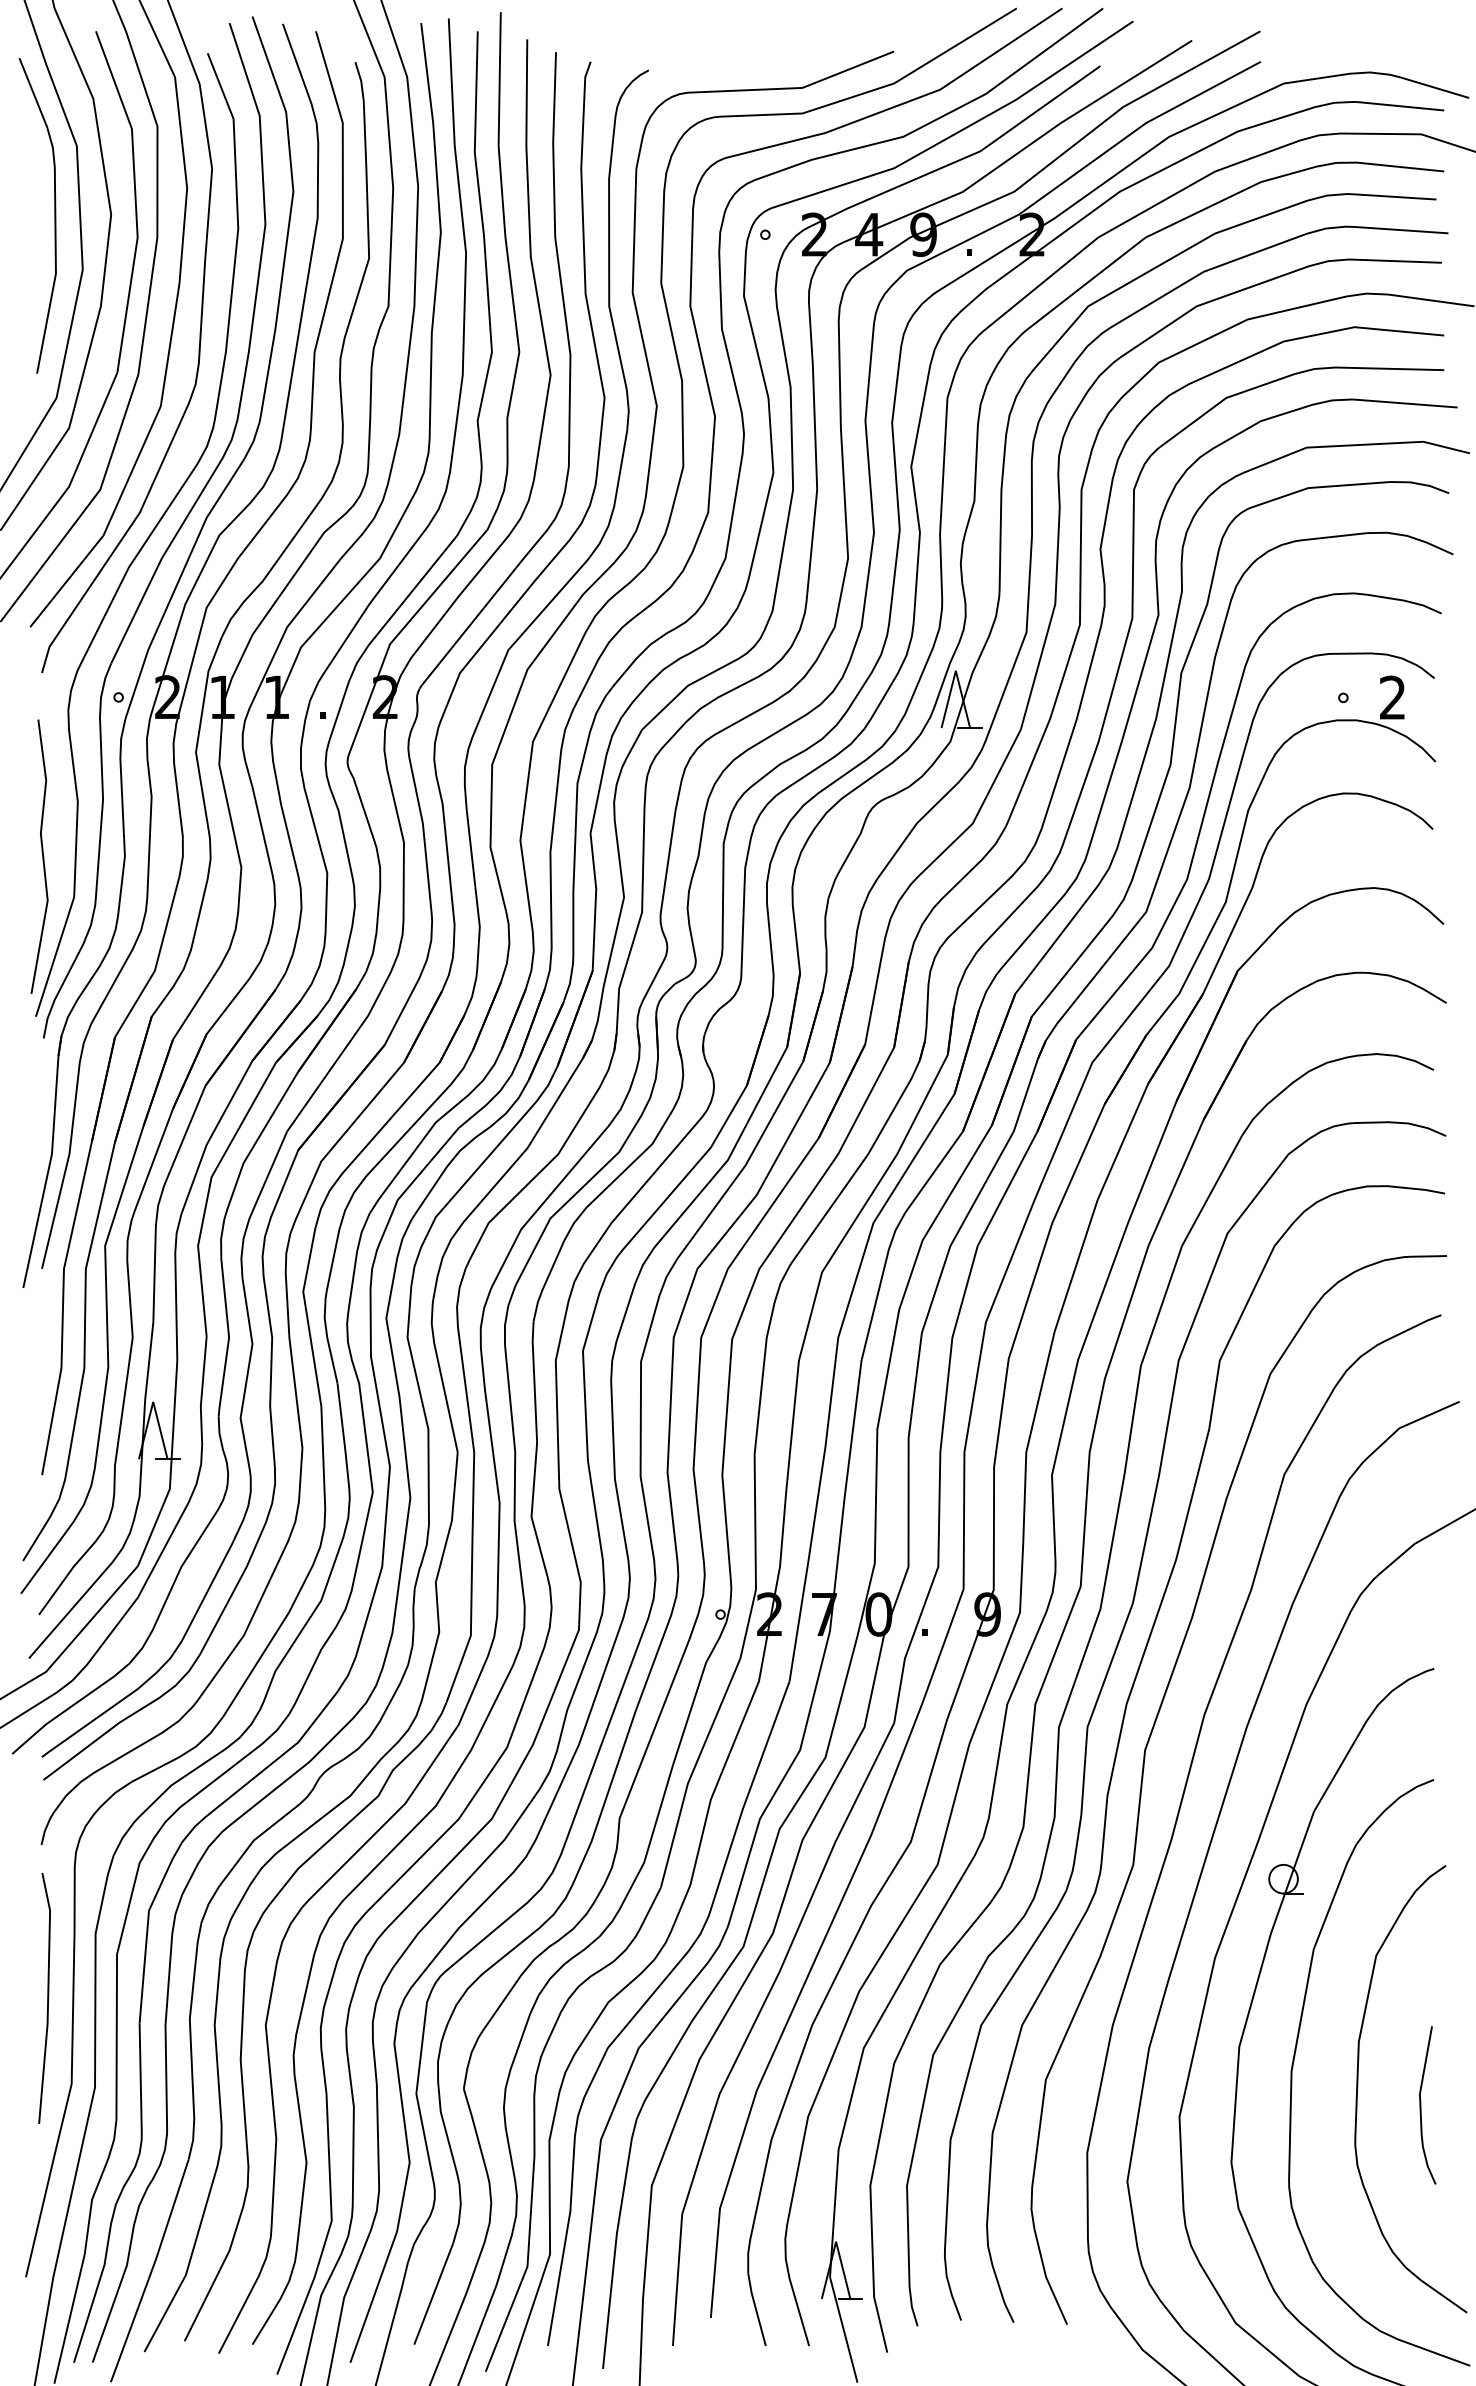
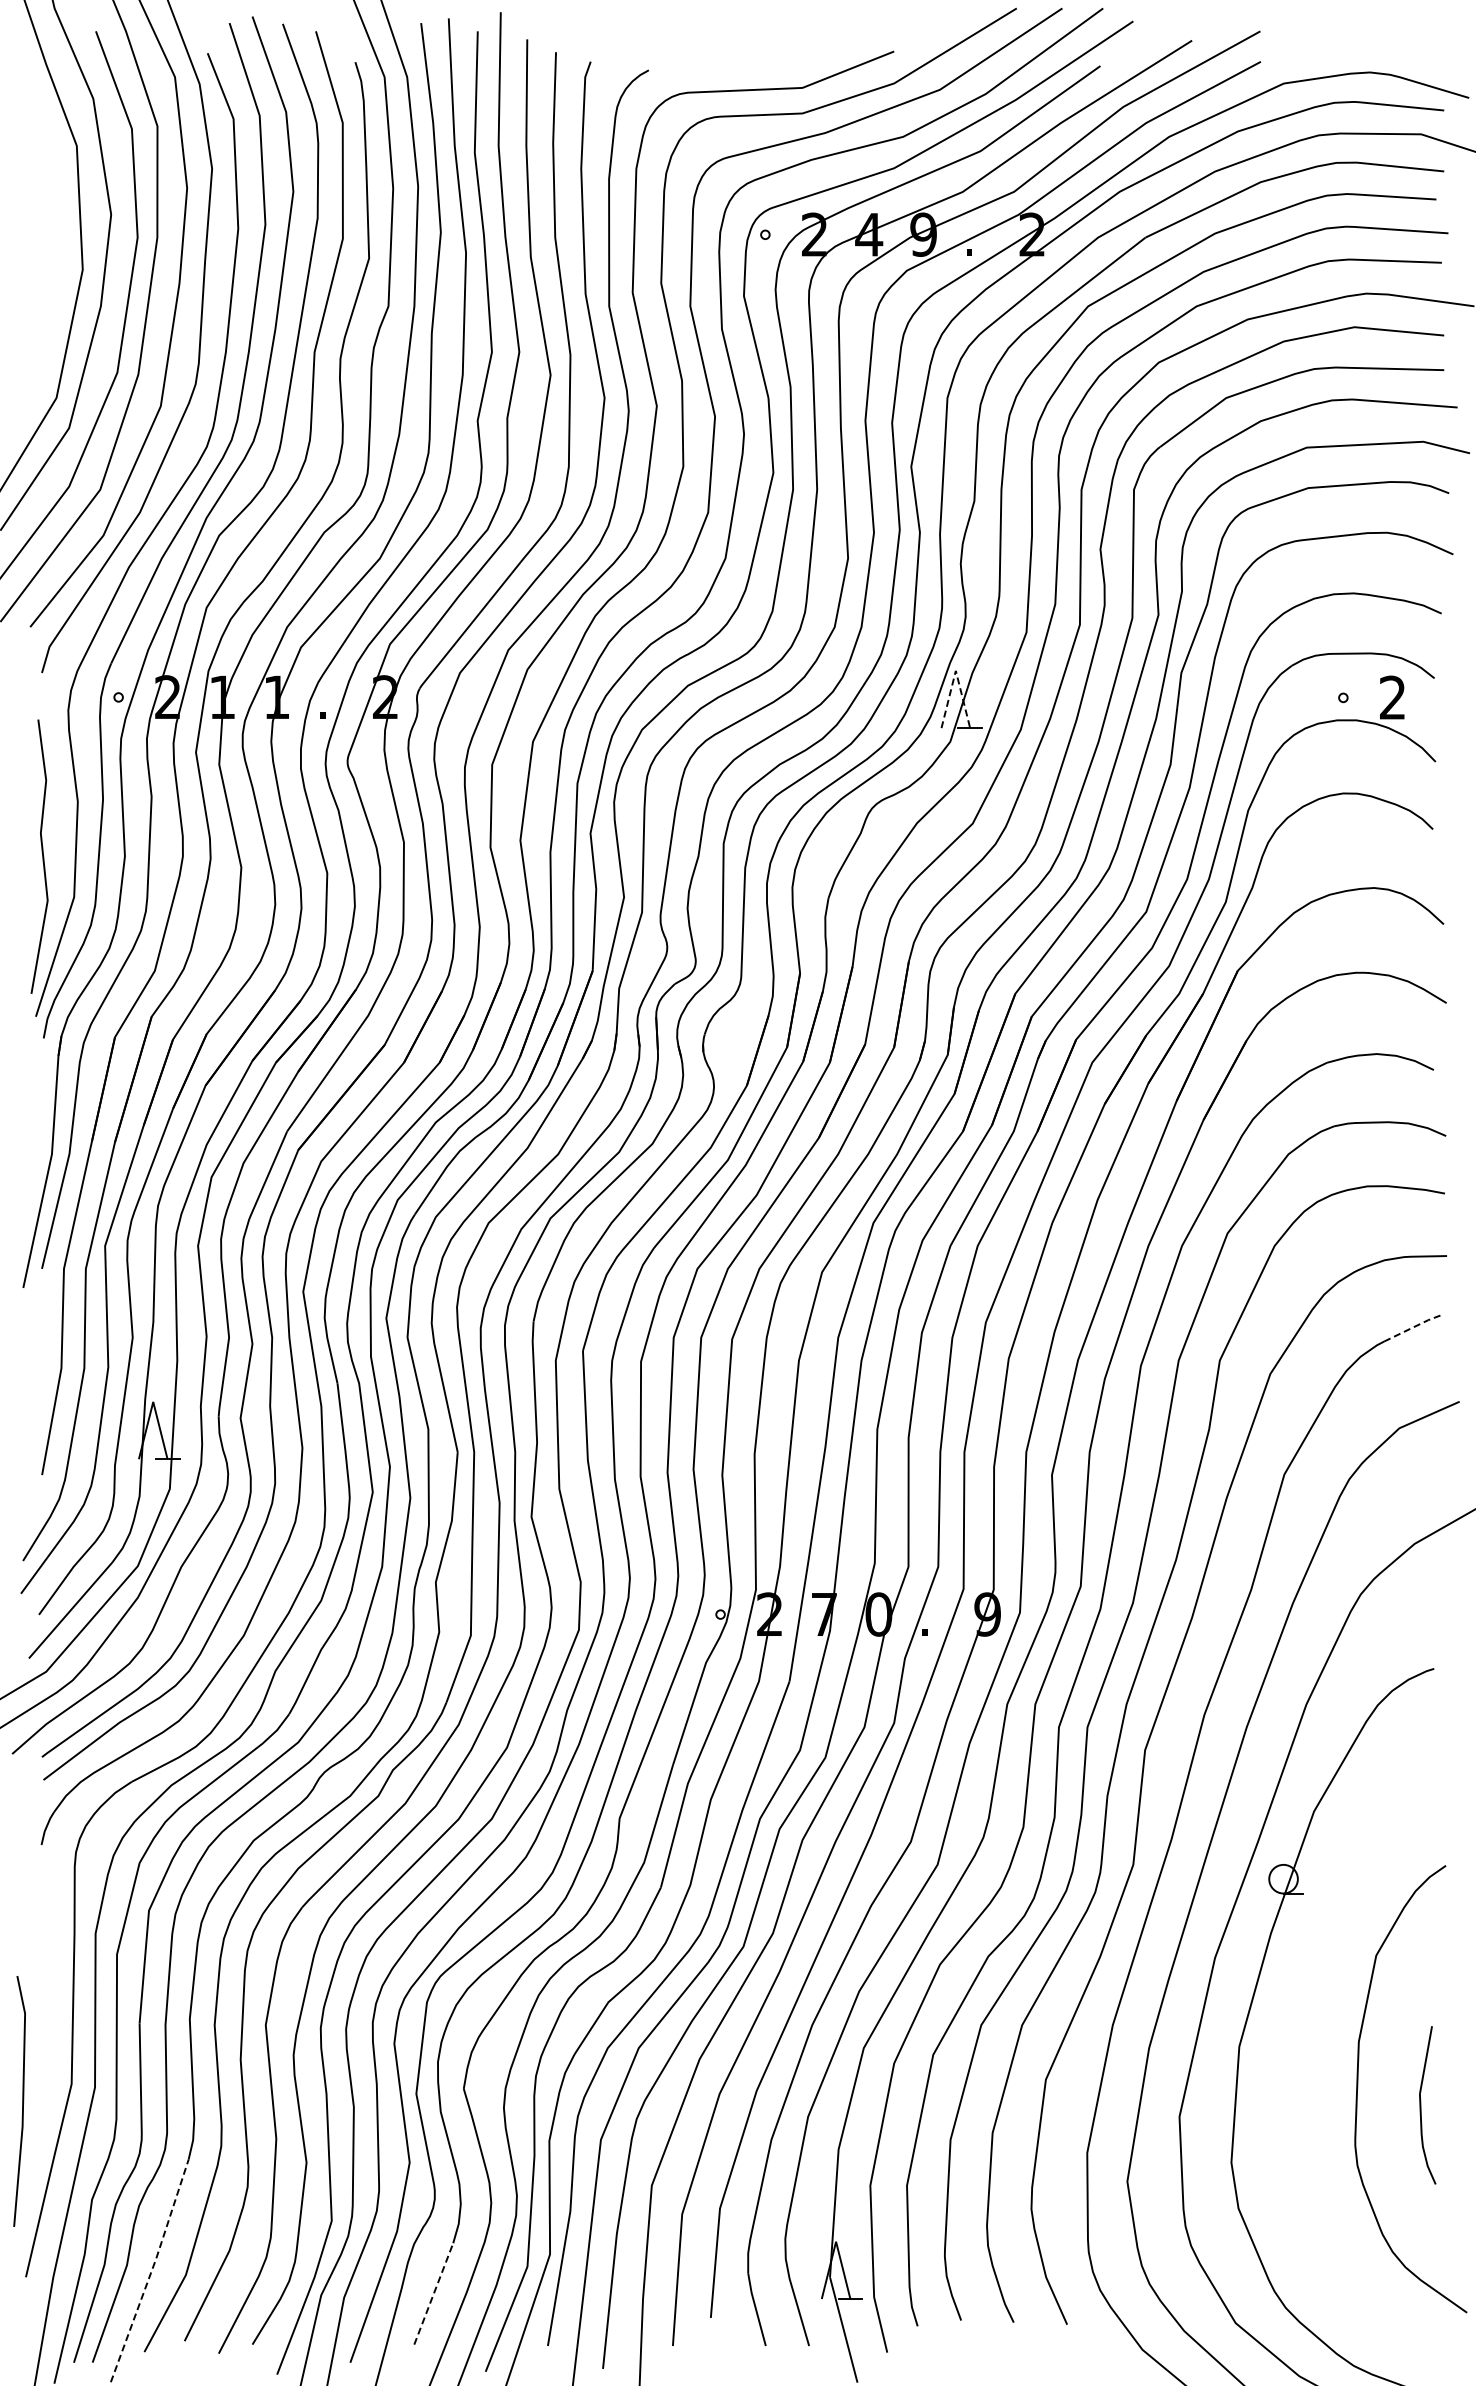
curve: present -> none (54, 215)
line: solid -> dashed (955, 670)
line: solid -> dashed (1413, 1327)
line position: (47, 1998) -> (22, 2101) (22, 2101)
part: present -> none (1295, 2056)
line: solid -> dashed (151, 2271)
line: solid -> dashed (433, 2293)
